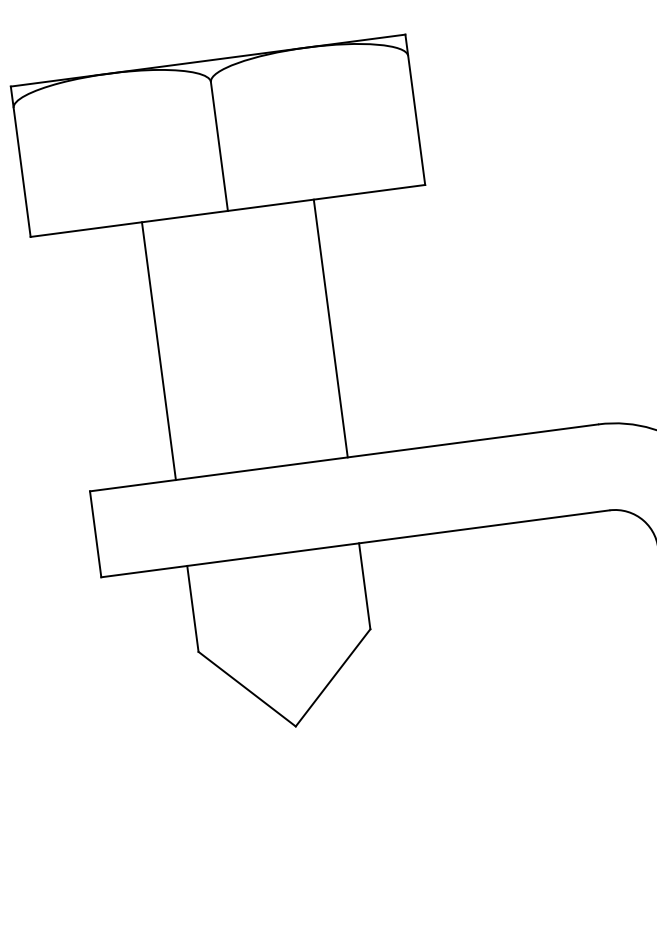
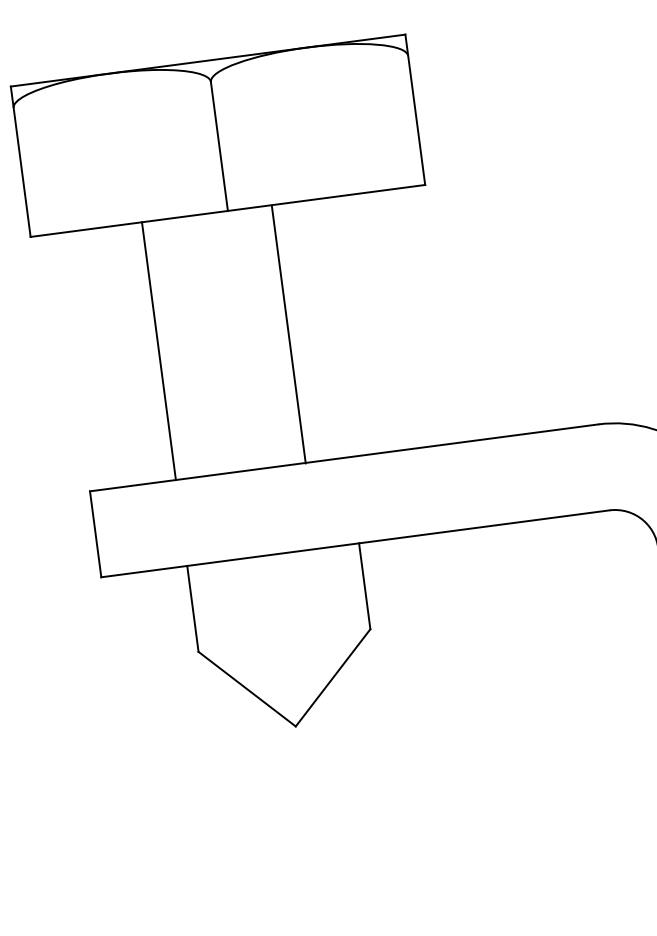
line position: (330, 328) -> (288, 334) (288, 334)
